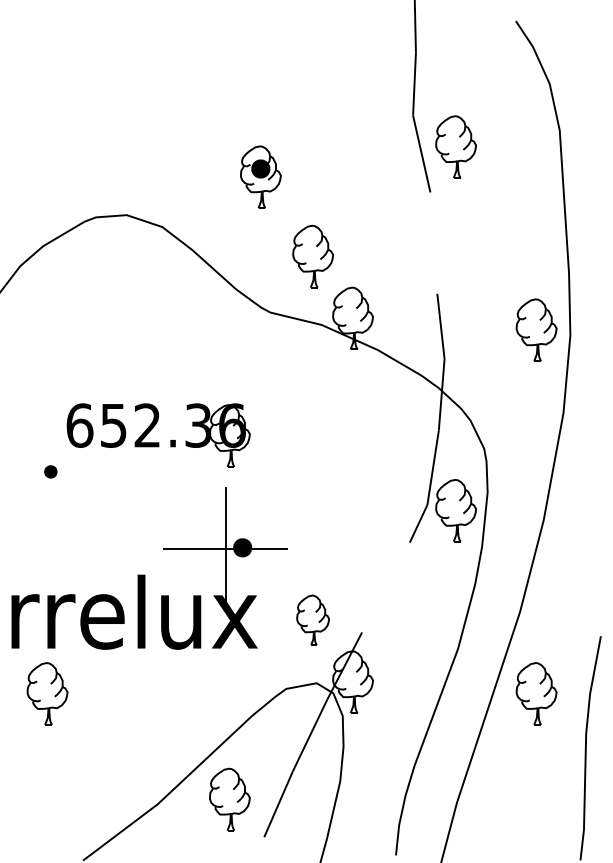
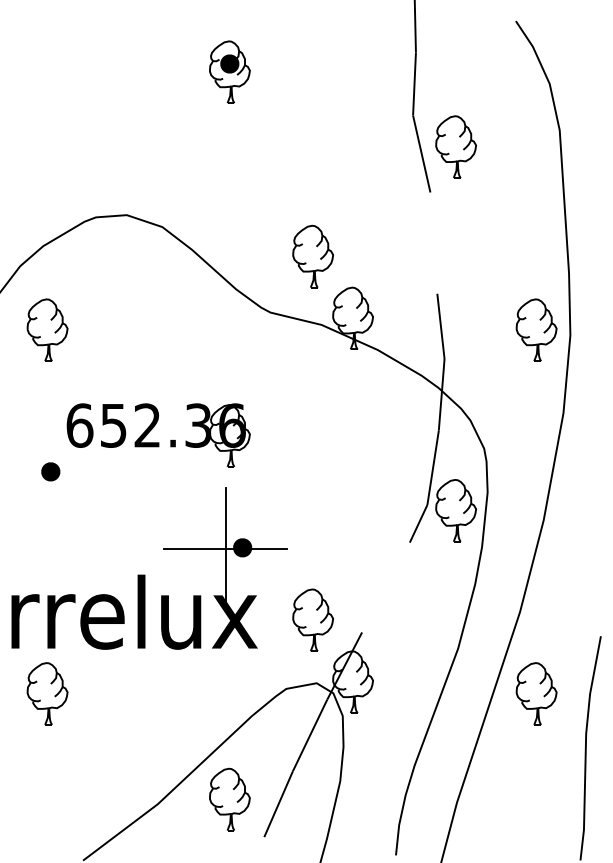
part position: (260, 176) -> (229, 71) (229, 71)
part: none -> present (47, 329)
part size: 14x14 px -> 20x20 px (50, 471)
part size: 34x52 px -> 42x64 px (312, 619)
